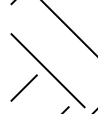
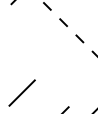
line: solid -> dashed (69, 28)
line: present -> none (47, 70)
line position: (23, 87) -> (21, 92) (21, 92)
